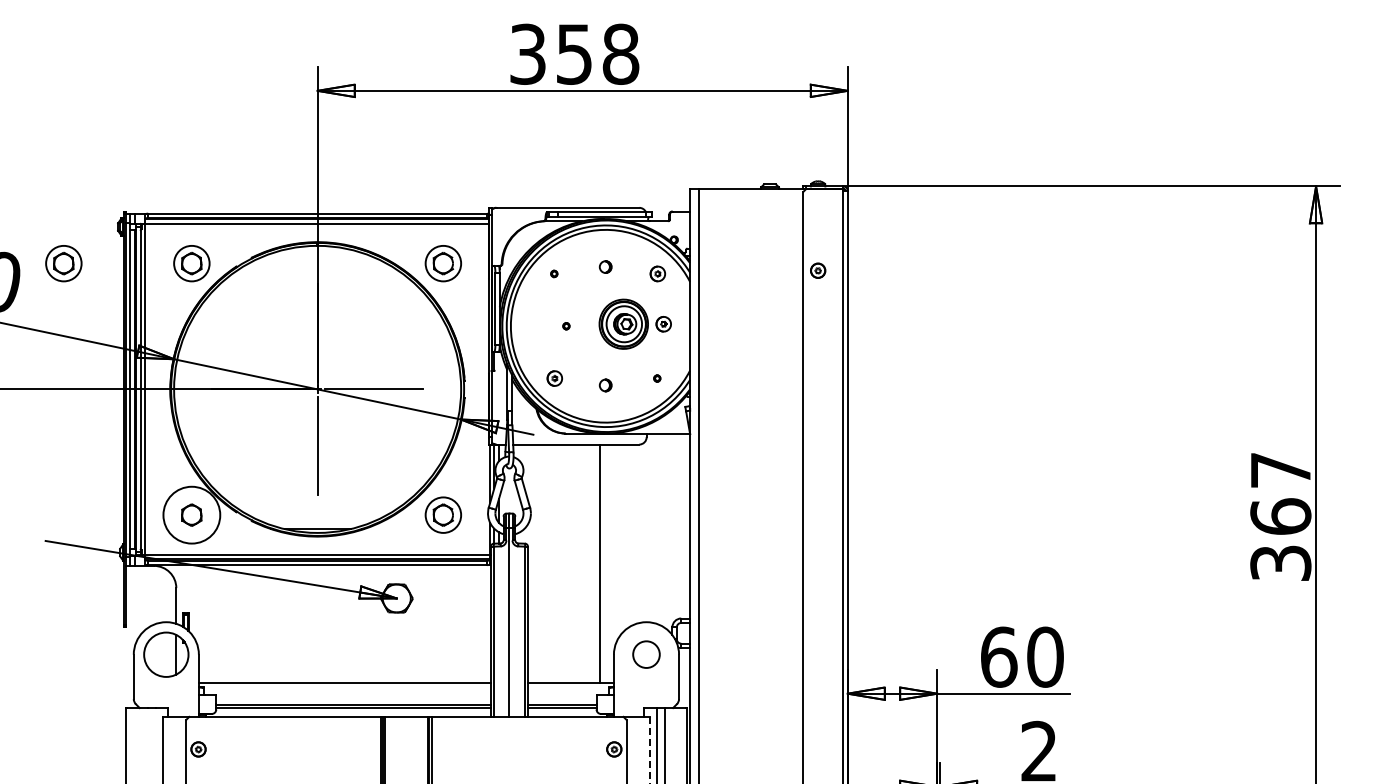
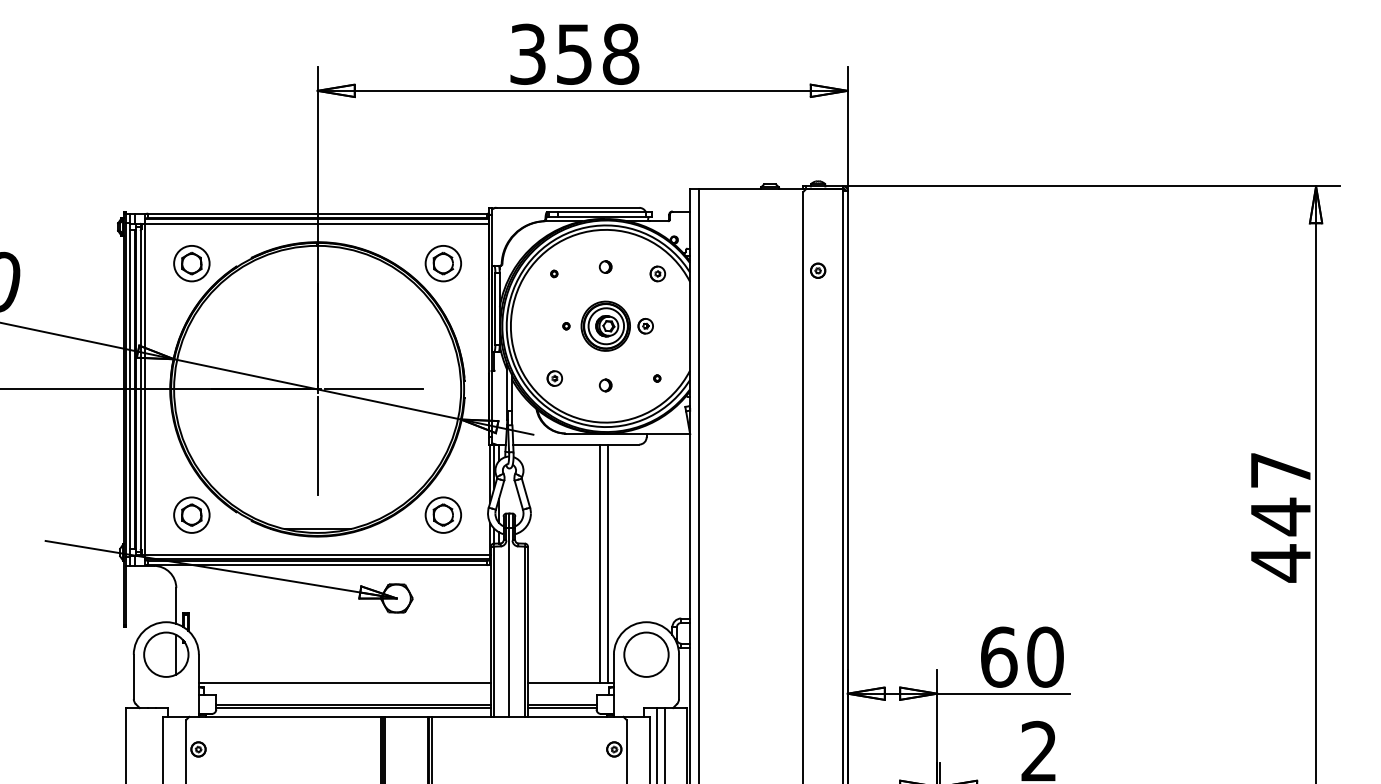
part: present -> none (63, 263)
part position: (634, 323) -> (616, 325) (616, 325)
circle diameter: 57 px -> 36 px (191, 514)
text: 367 -> 447 (1280, 539)
line: none -> present (608, 563)
circle size: 29x29 px -> 47x47 px (646, 654)
line: dashed -> solid (650, 749)
